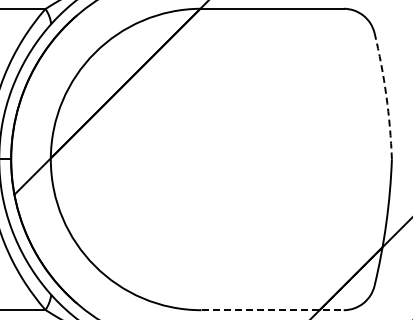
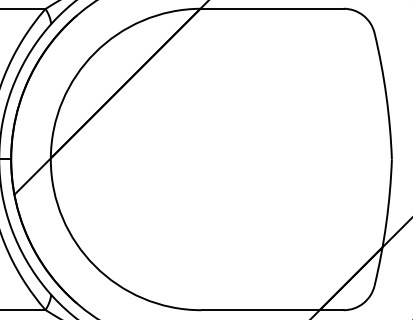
arc: dashed -> solid (386, 95)
line: dashed -> solid (273, 310)
